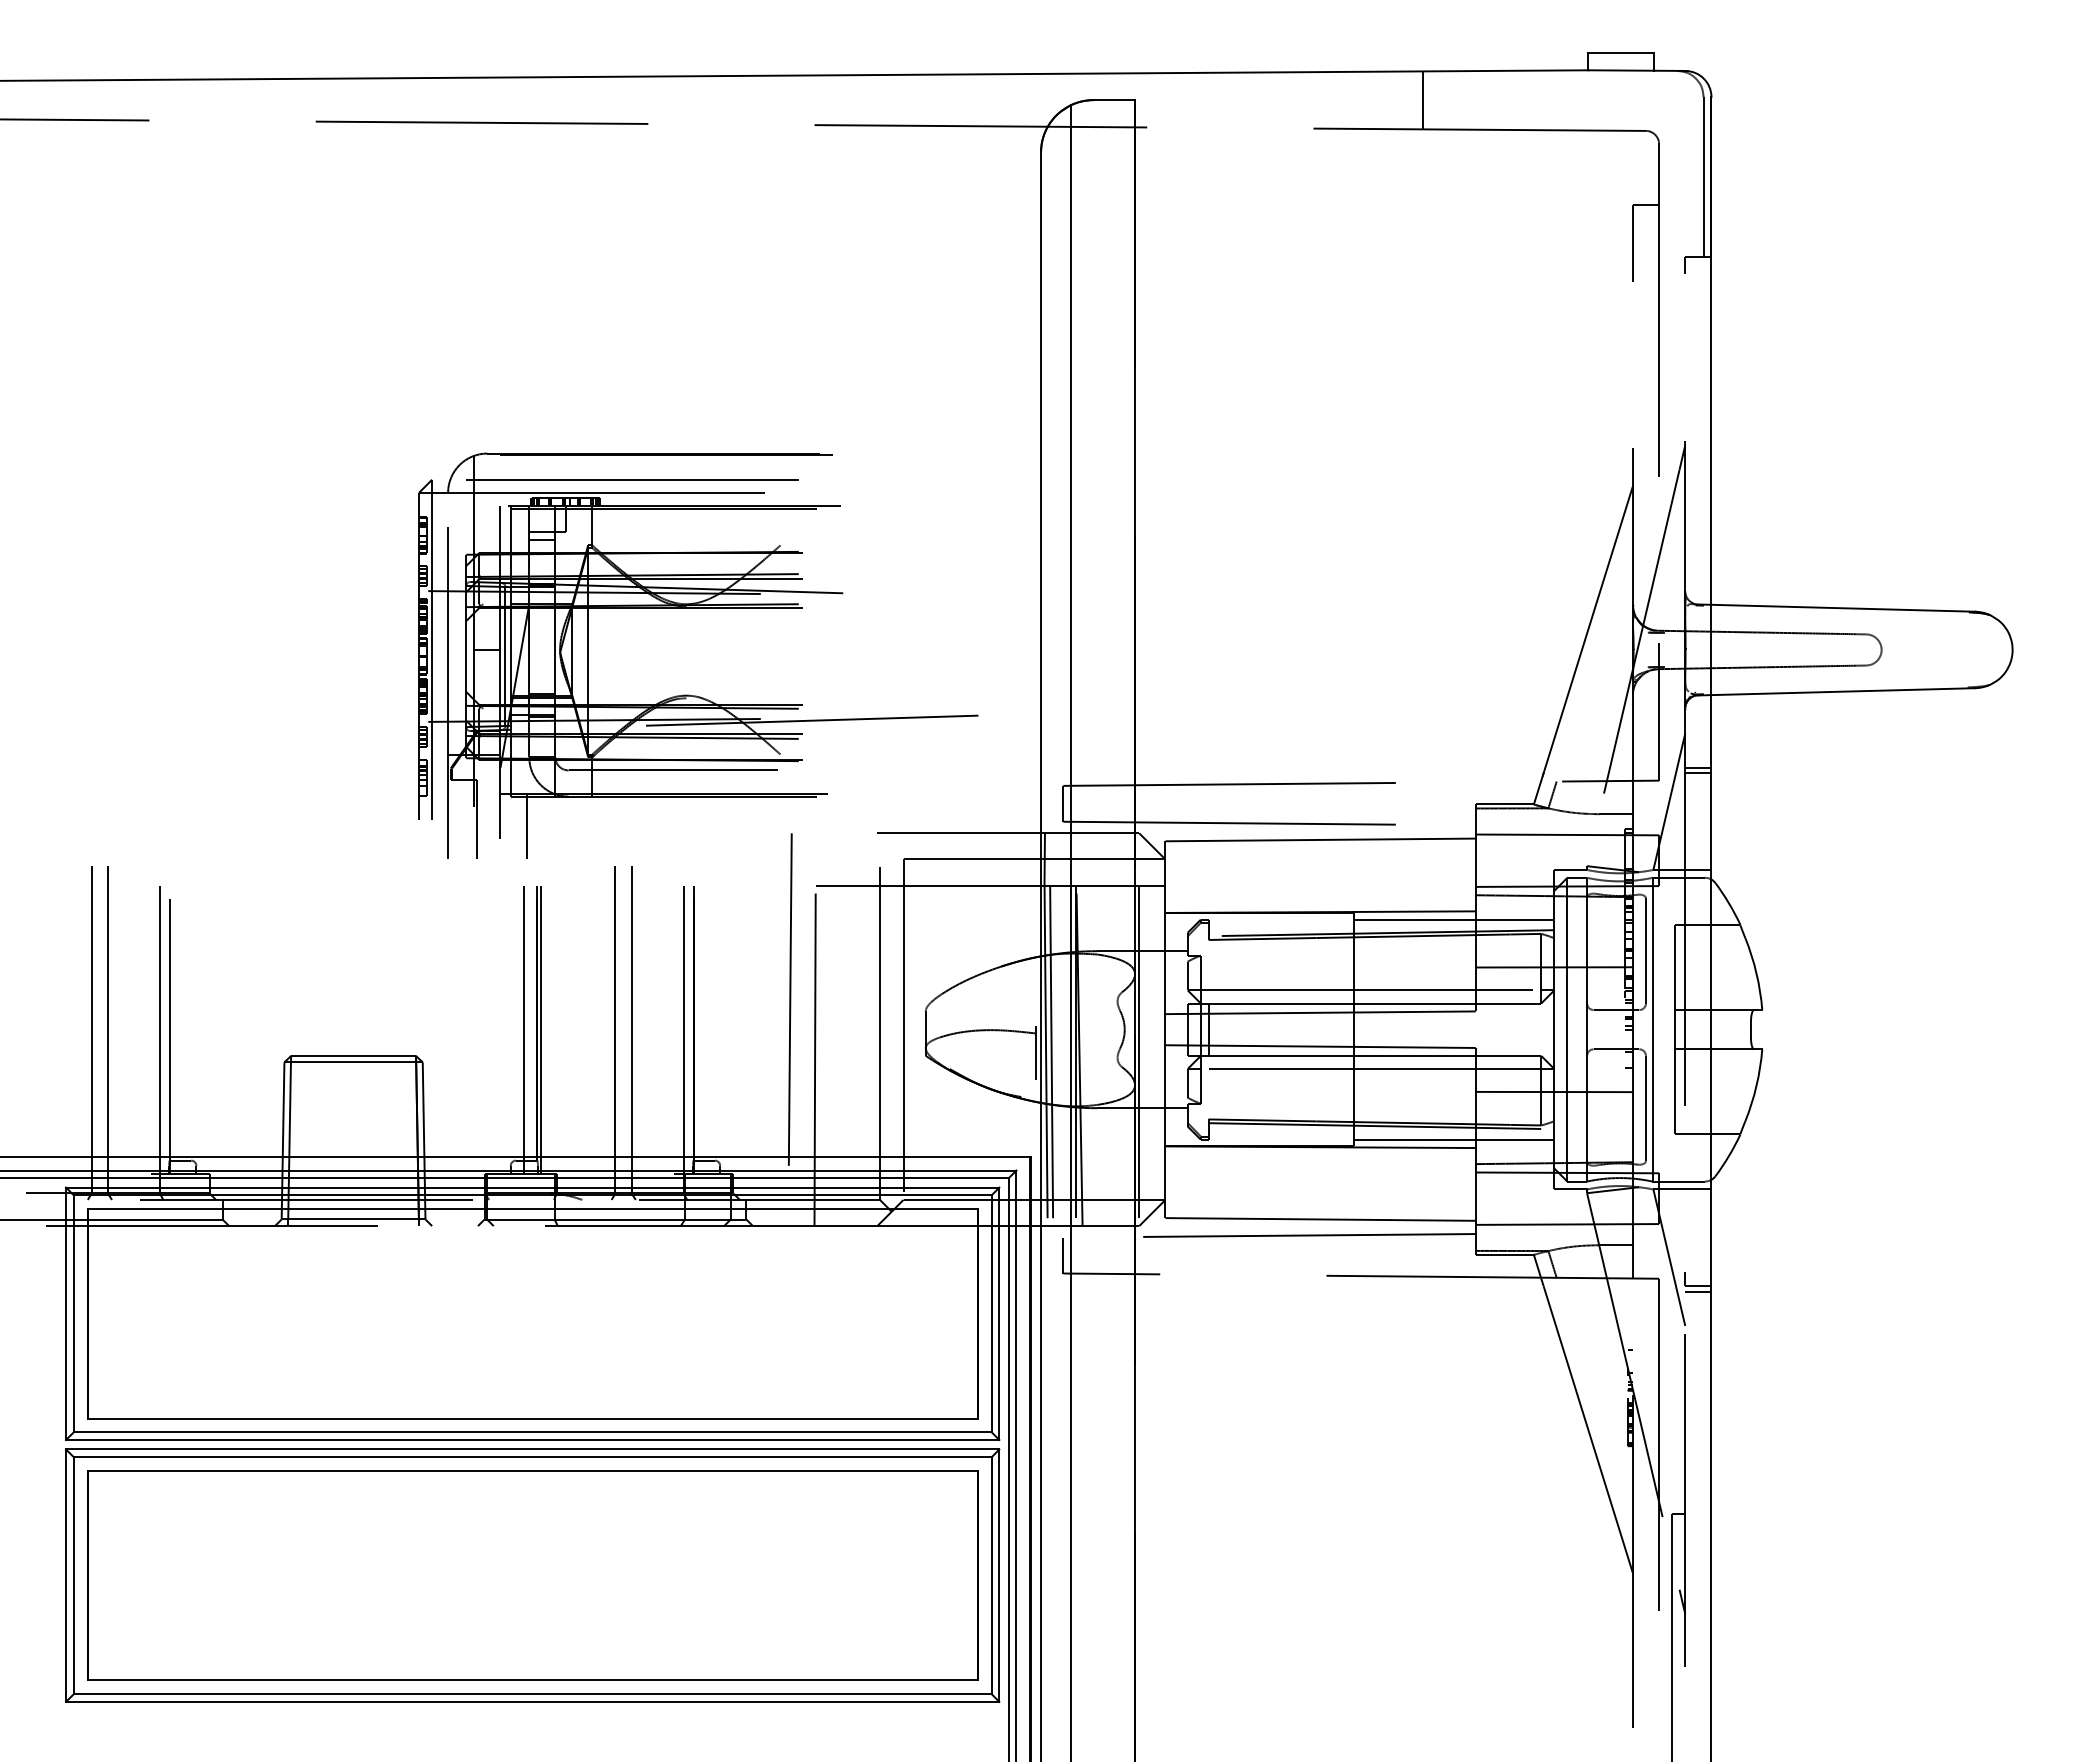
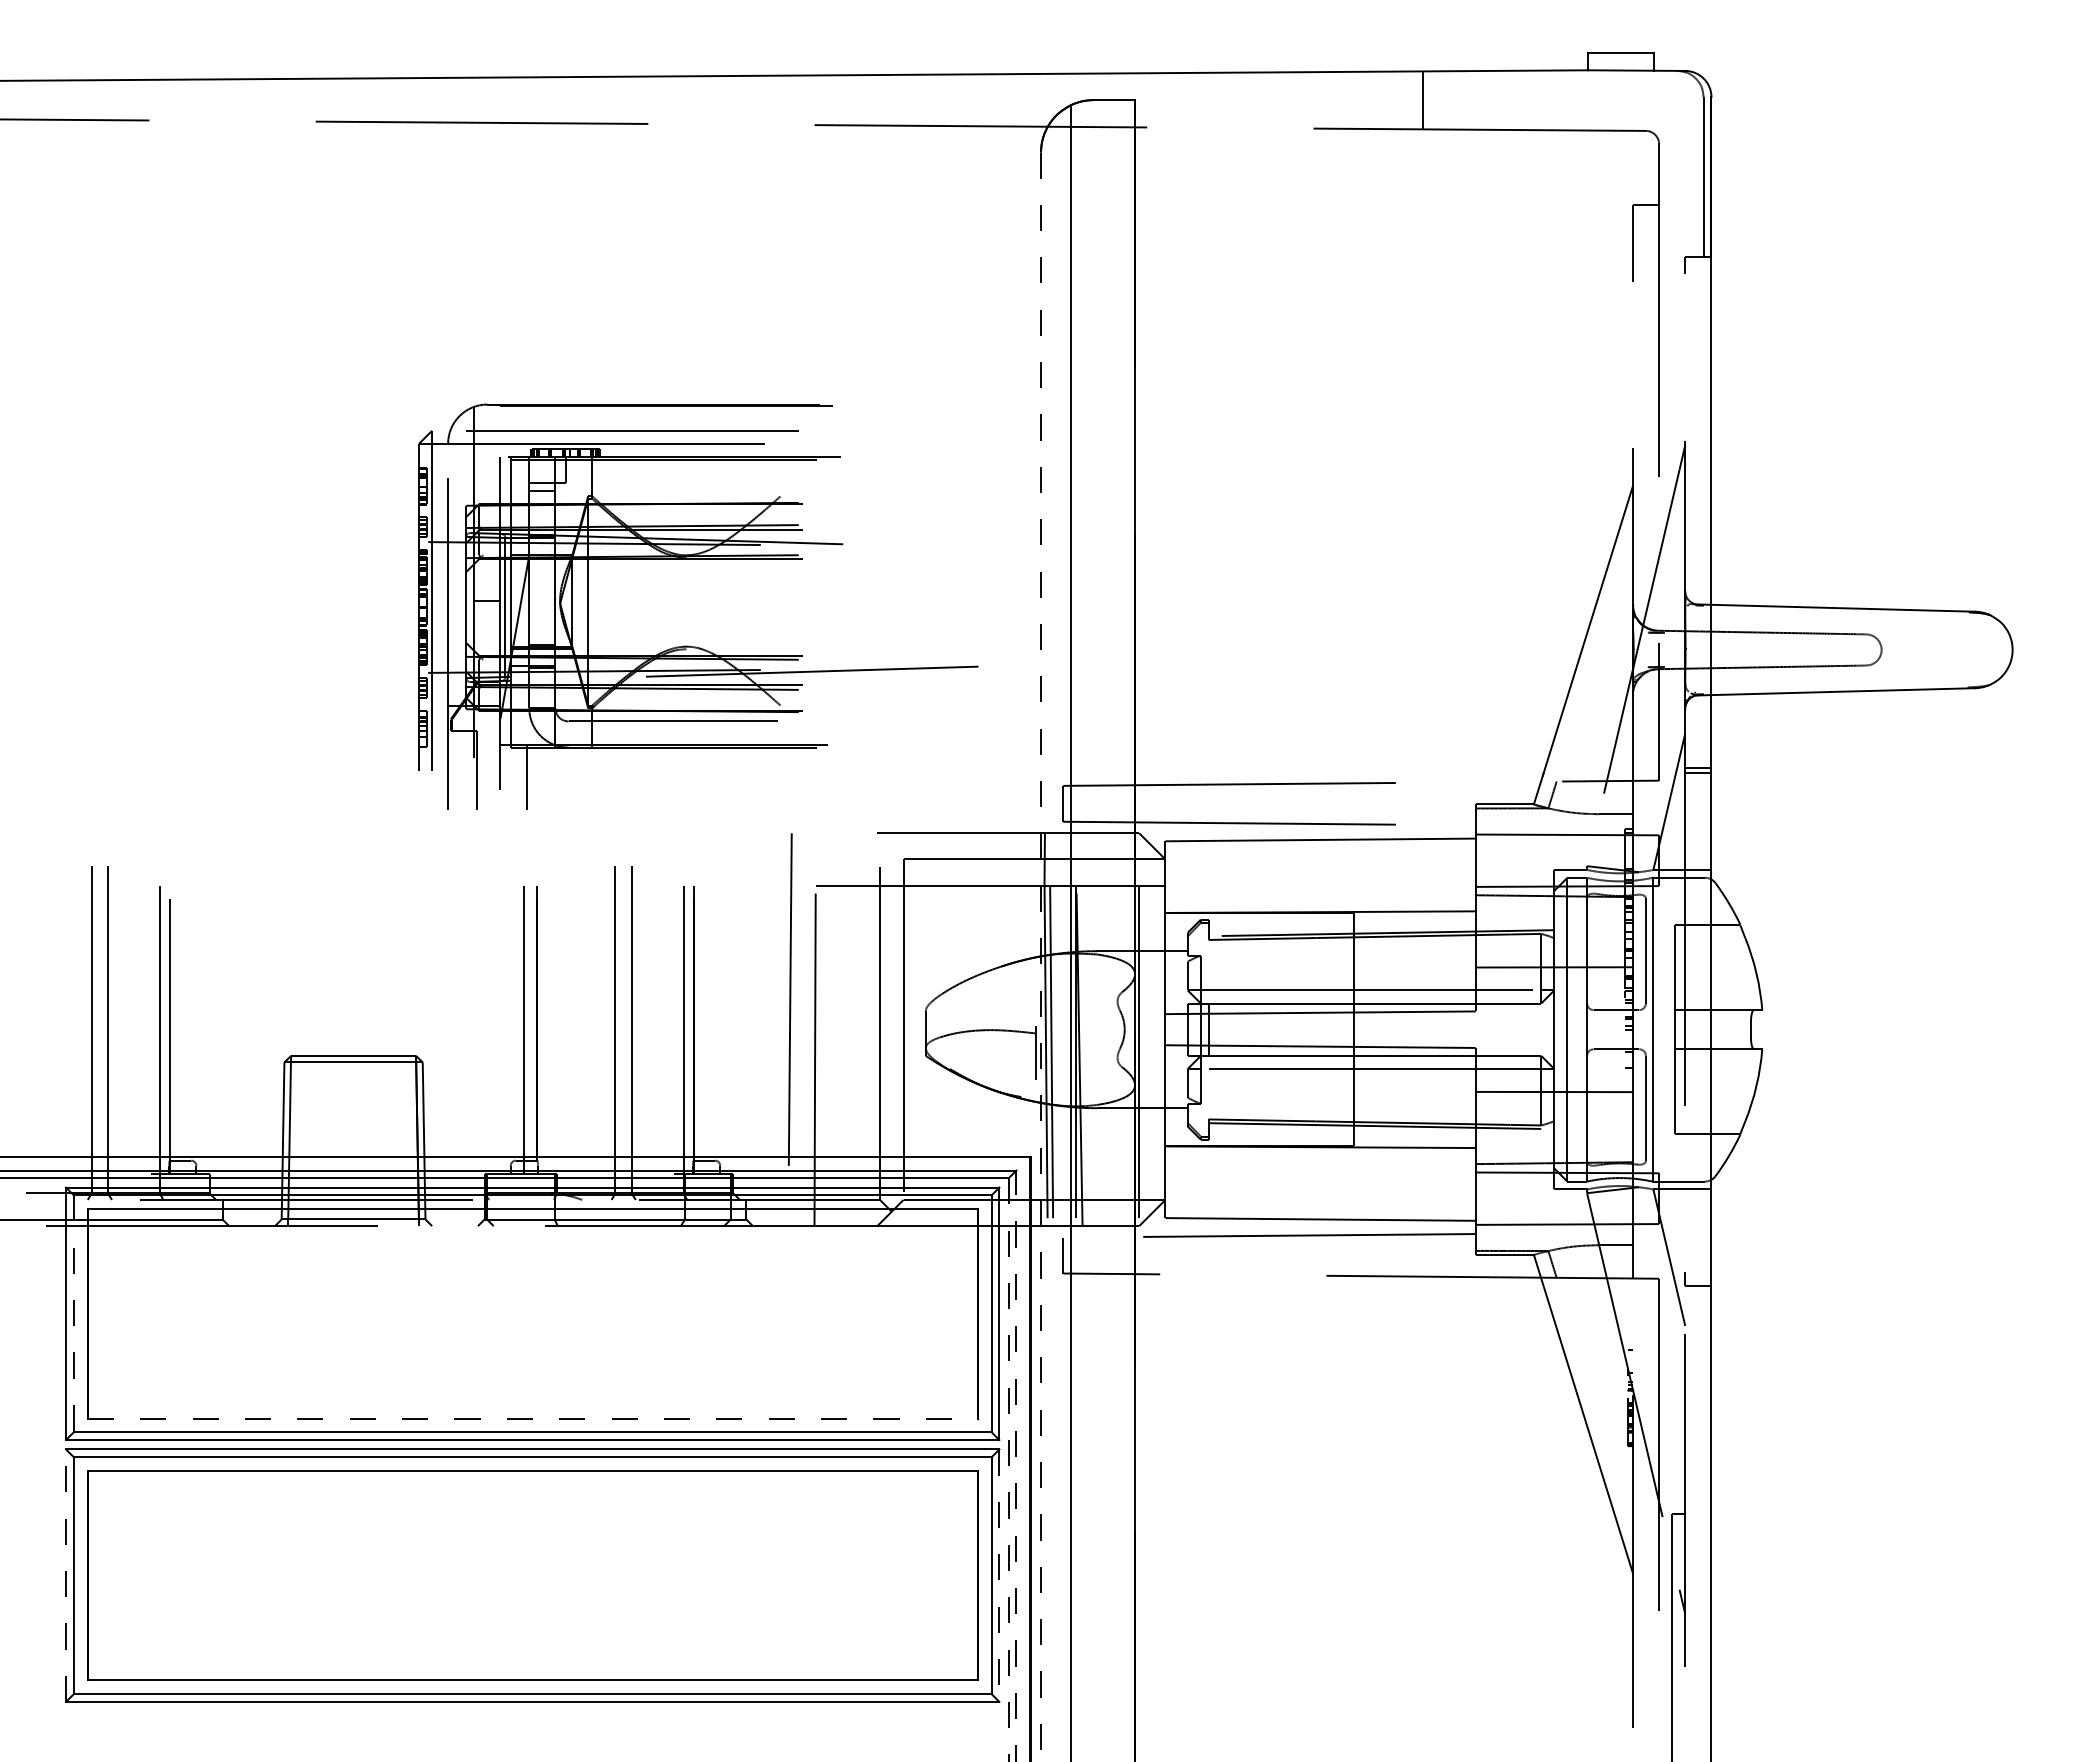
part position: (690, 694) -> (690, 645) (690, 645)
line: present -> none (1453, 919)
line: solid -> dashed (1041, 956)
line: present -> none (540, 1029)
line: present -> none (1453, 1139)
line: present -> none (1698, 1291)
line: solid -> dashed (73, 1313)
line: solid -> dashed (533, 1418)
line: solid -> dashed (1016, 1465)
line: solid -> dashed (1008, 1470)
line: solid -> dashed (66, 1575)
line: solid -> dashed (999, 1576)
